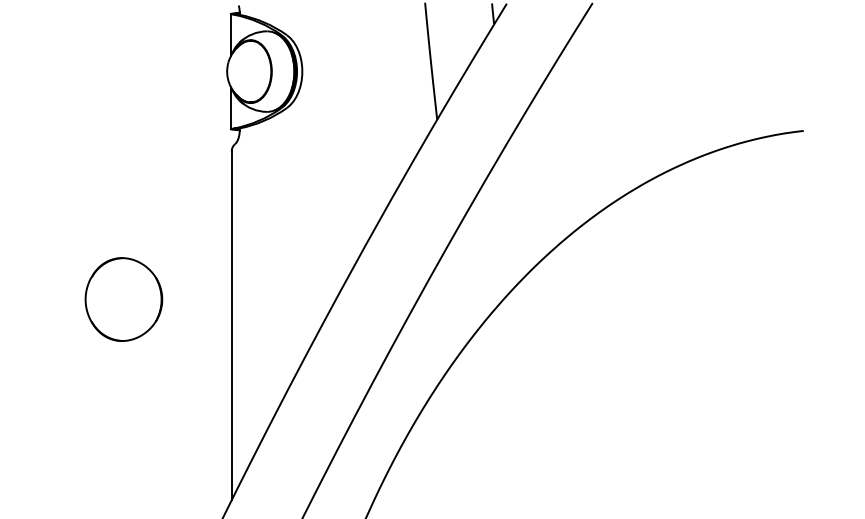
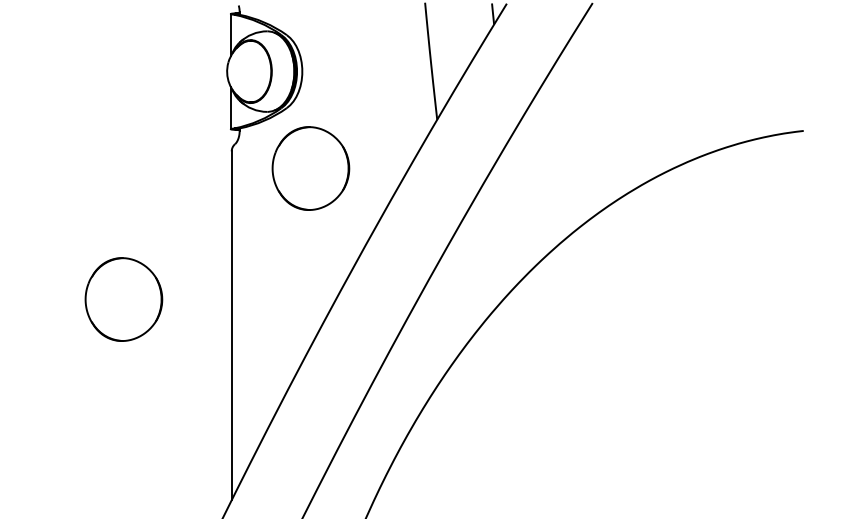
part: none -> present (310, 168)
